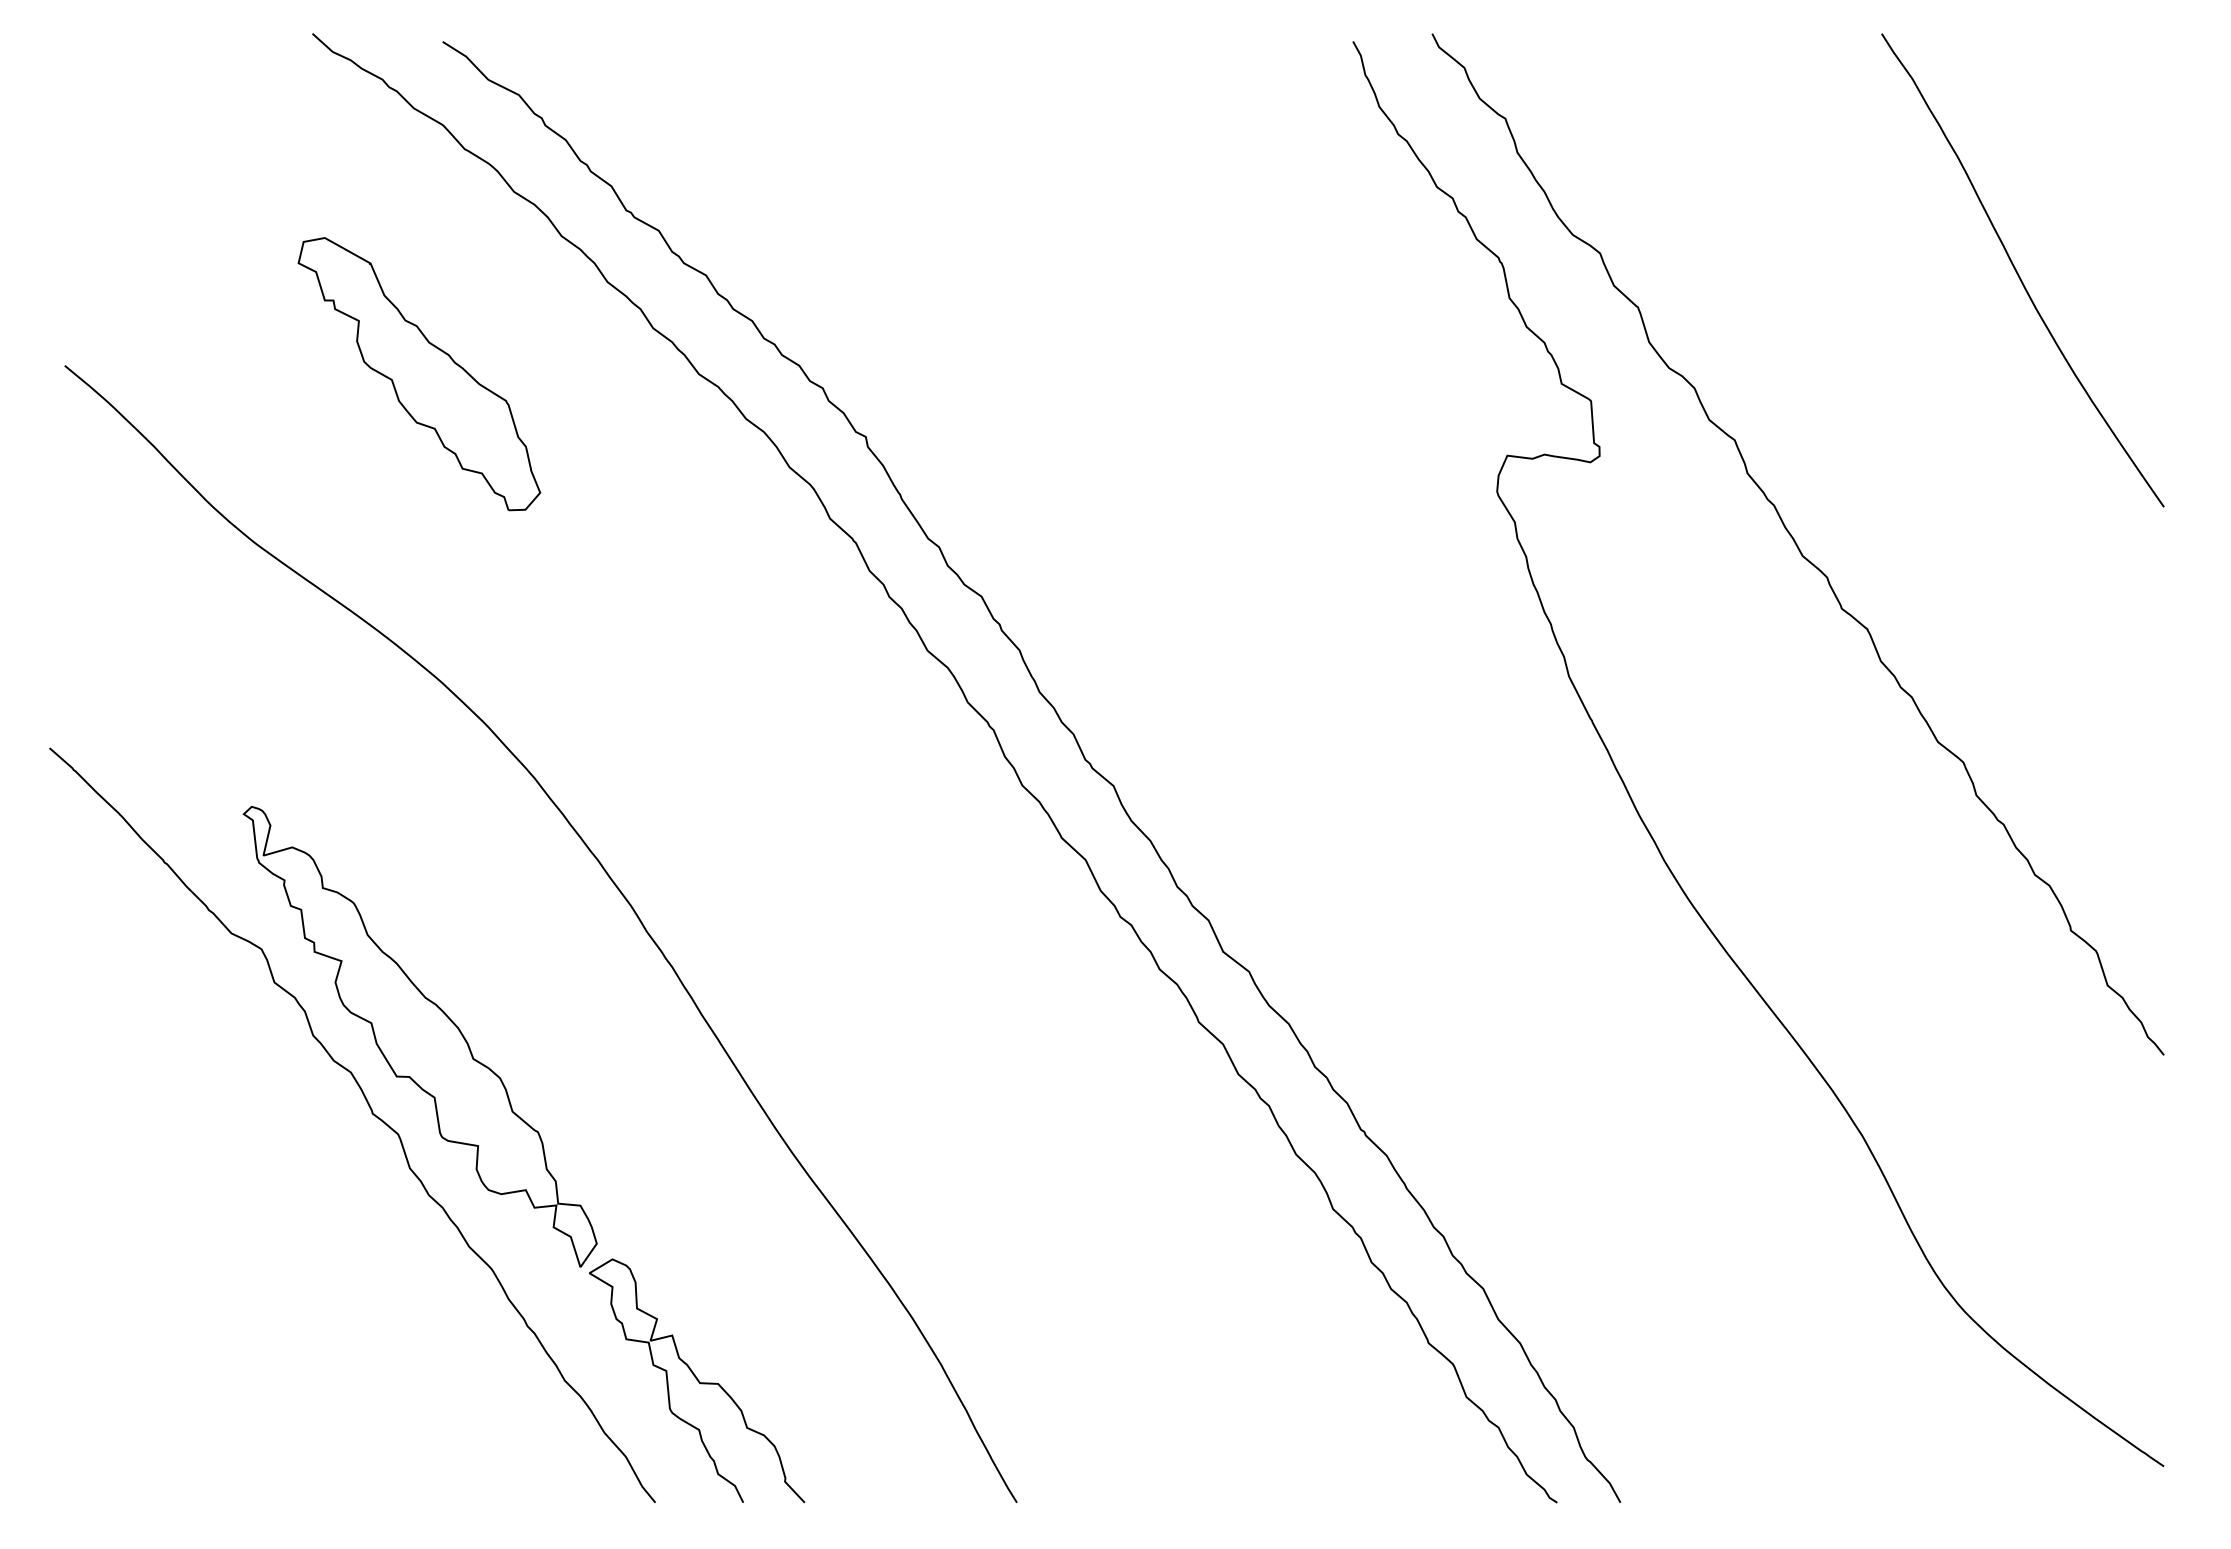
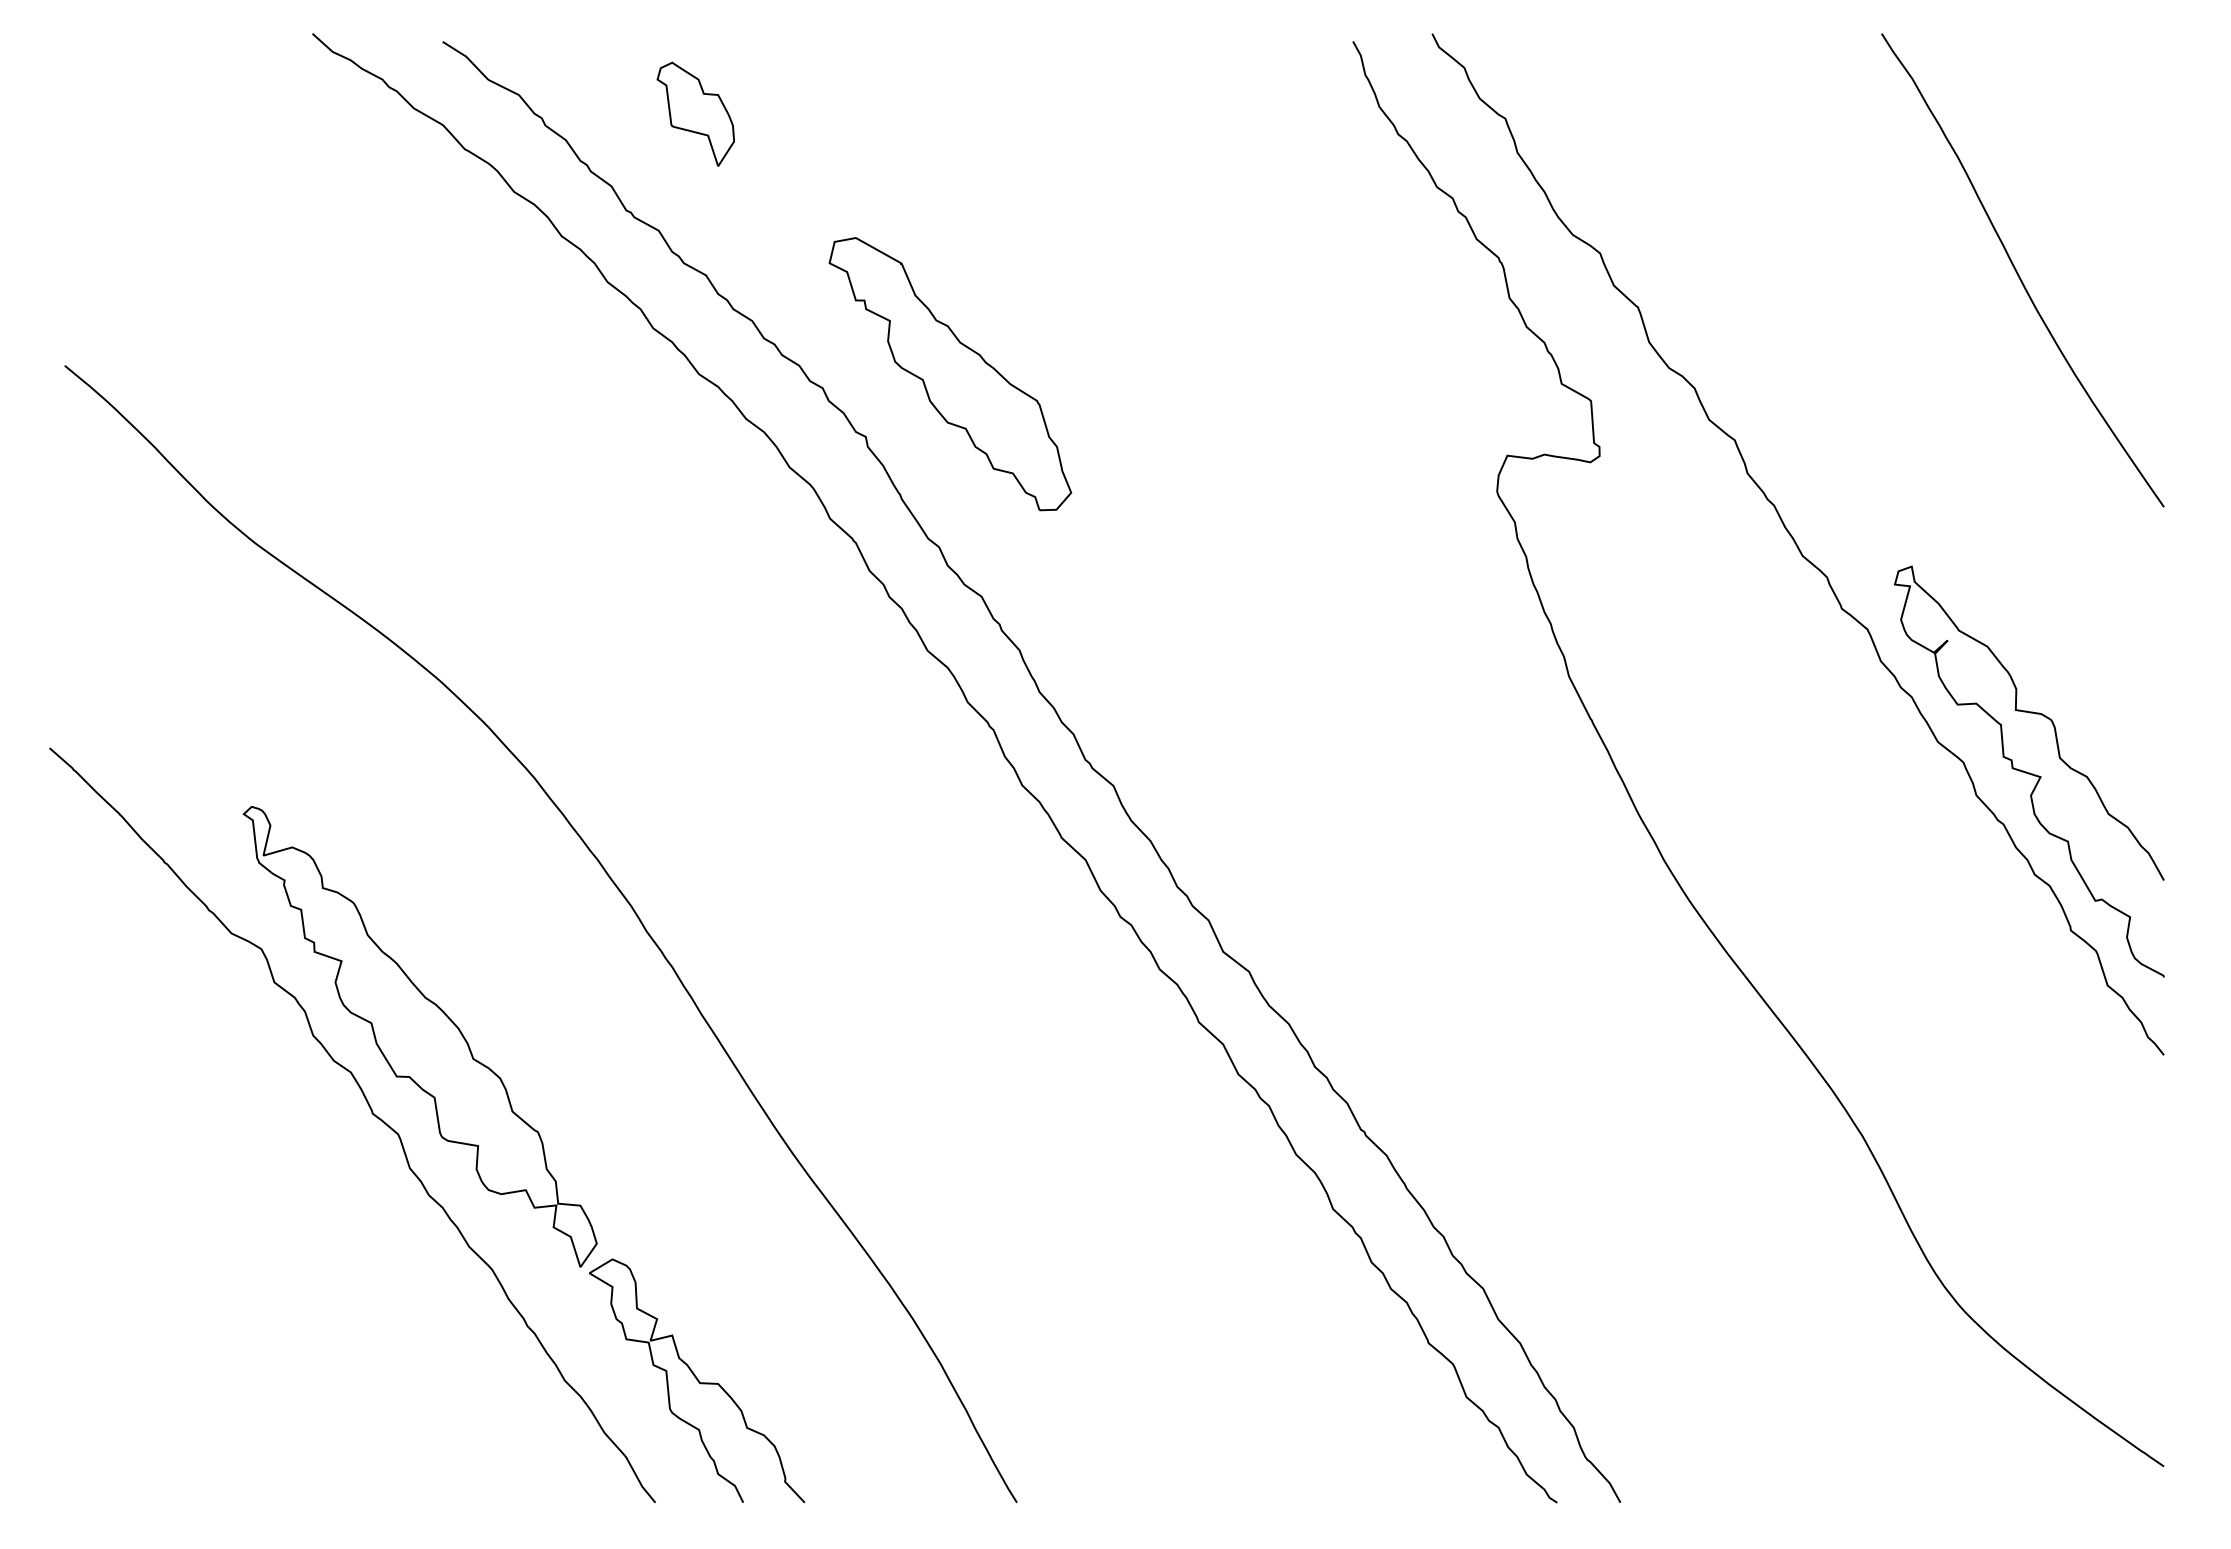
part: none -> present (695, 113)
part position: (419, 374) -> (950, 374) (950, 374)
curve: none -> present (2029, 772)
